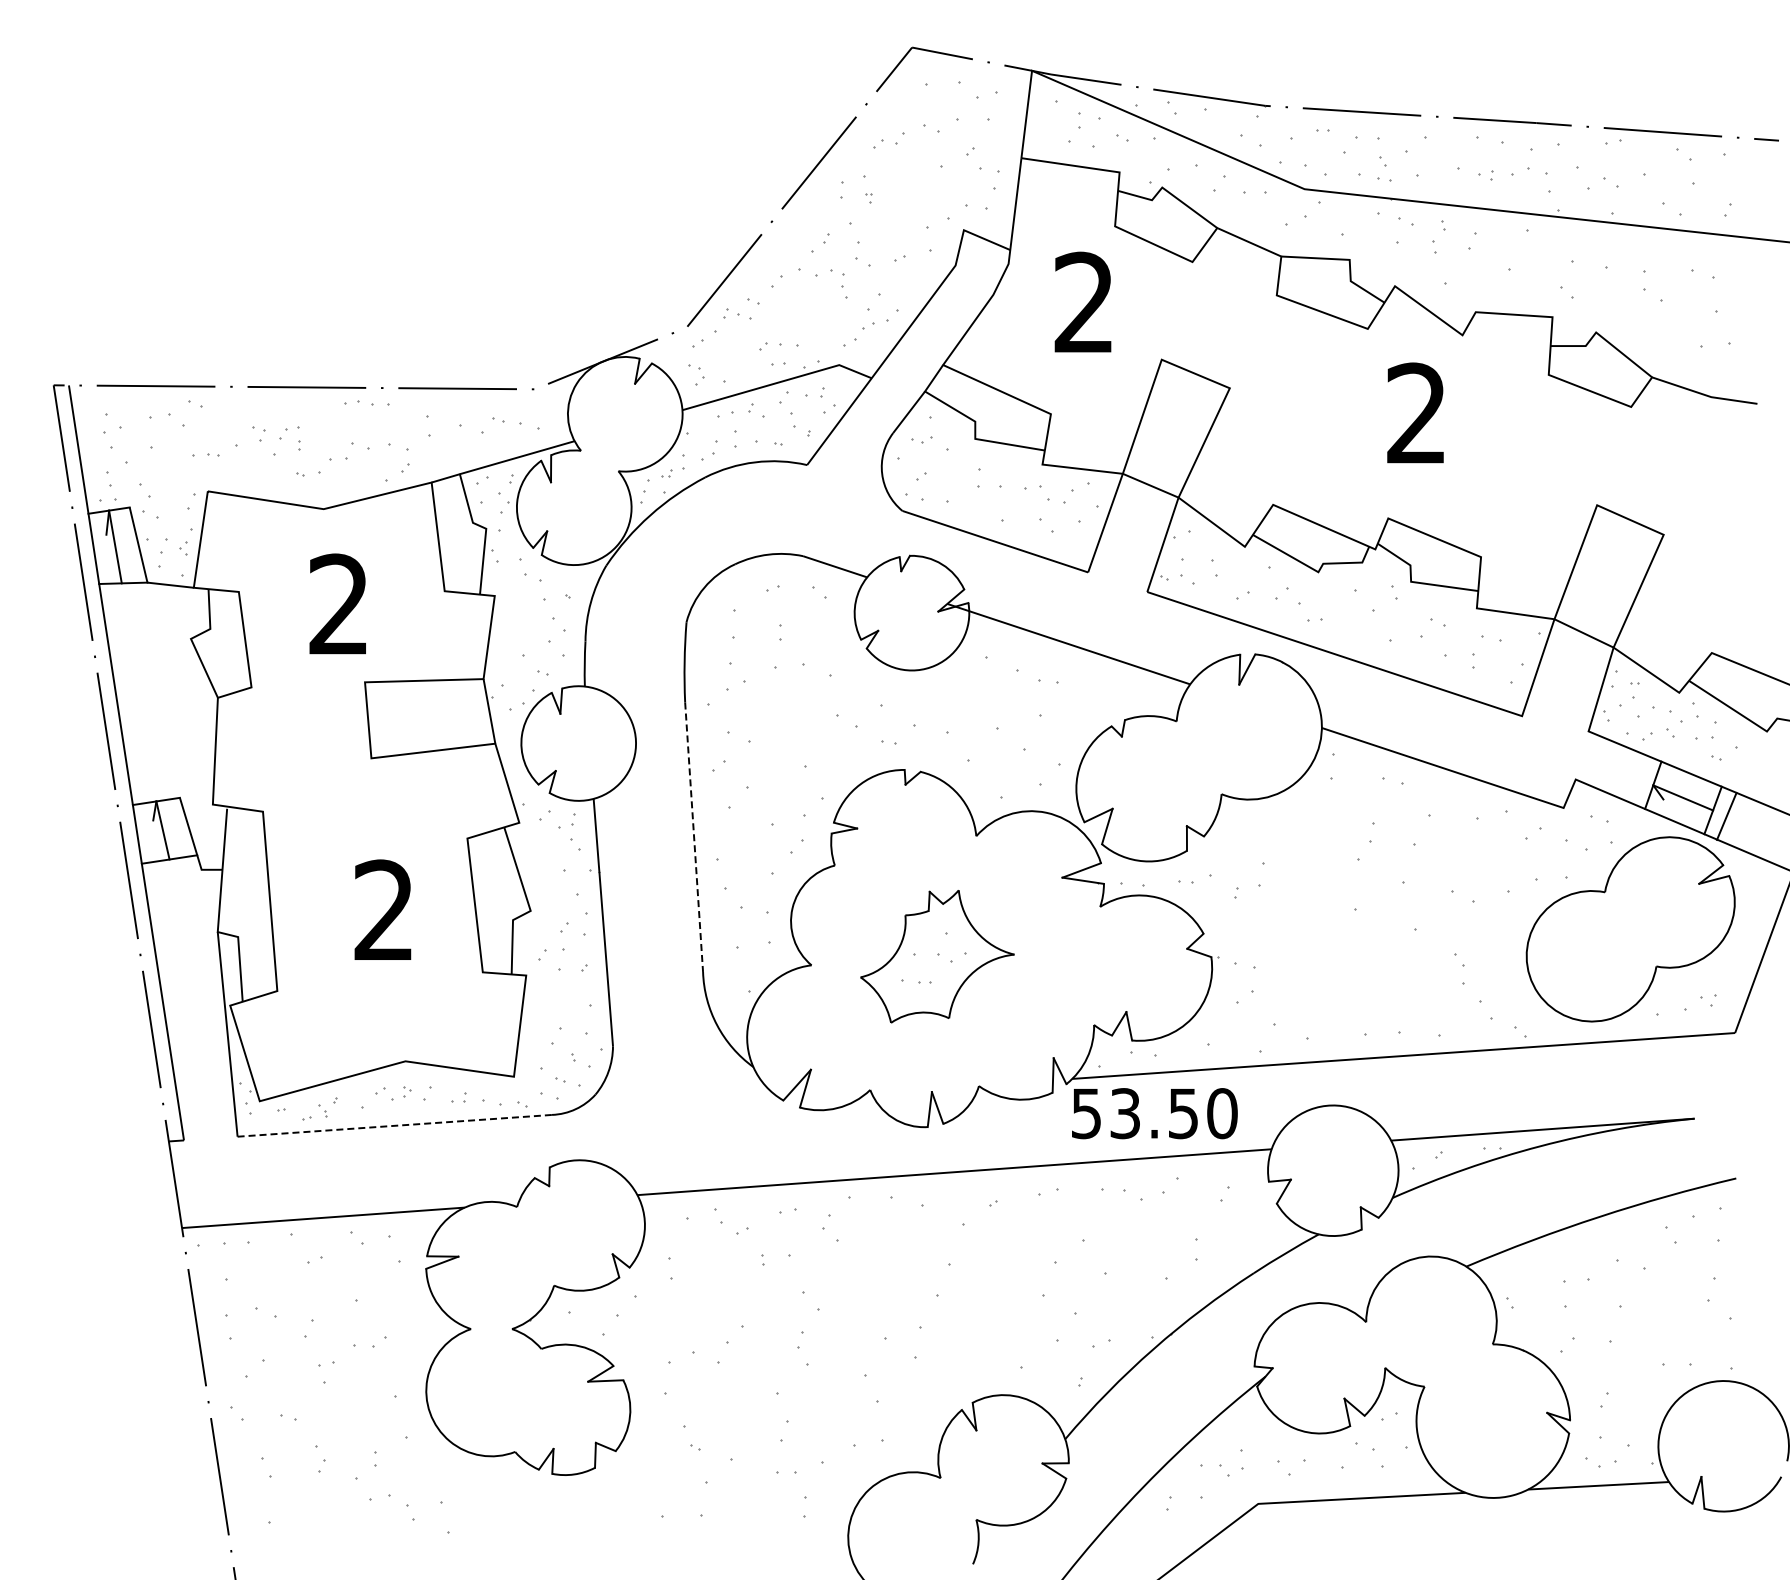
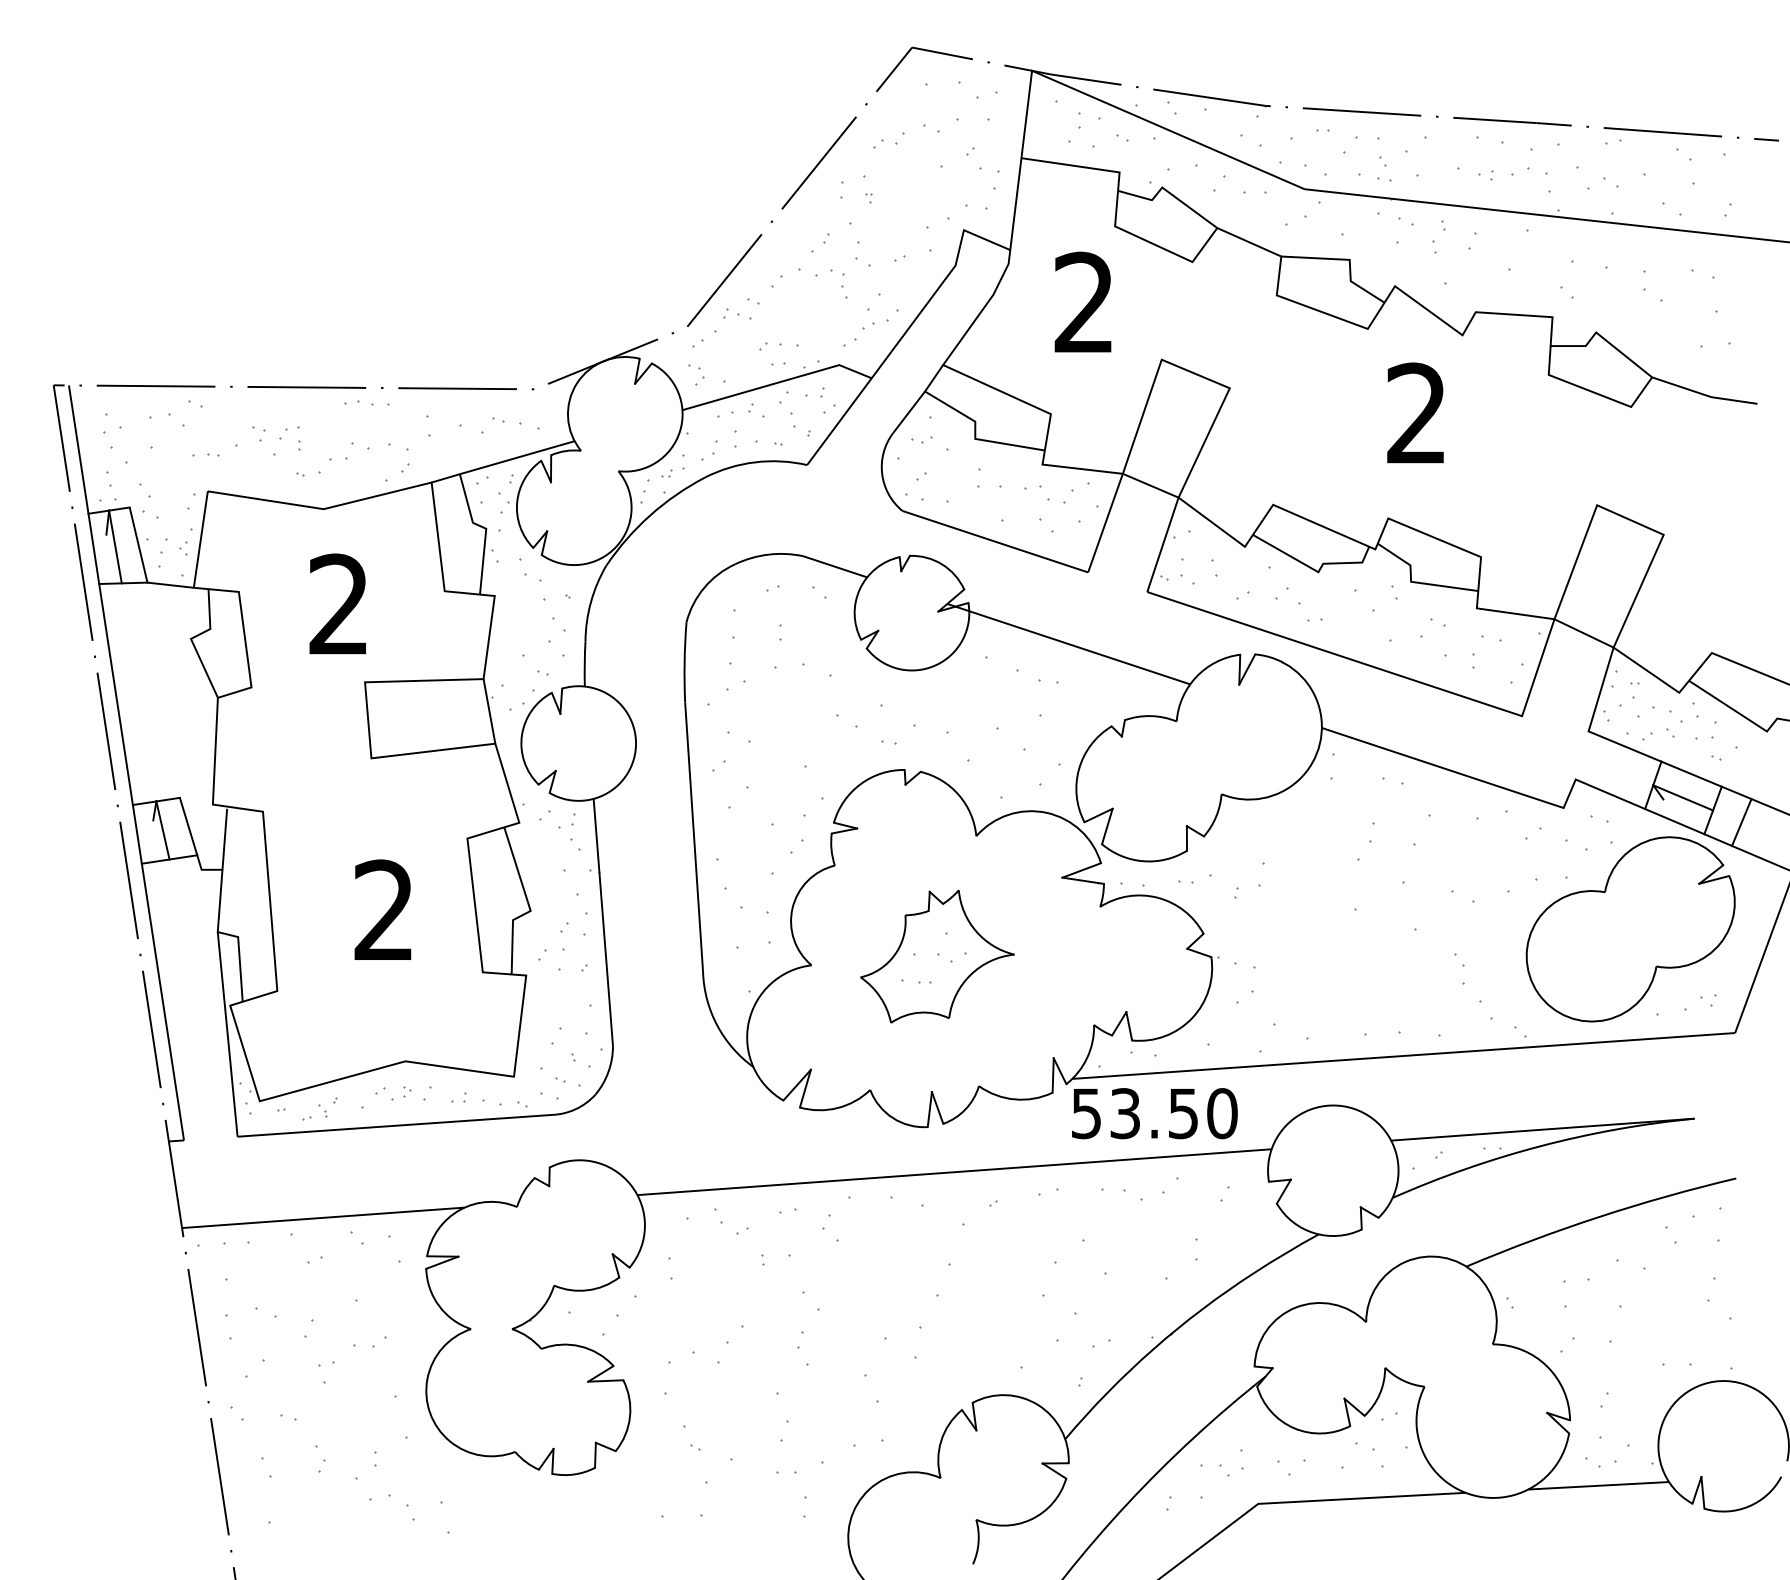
line position: (1726, 816) -> (1741, 822) (1741, 822)
line: dashed -> solid (694, 837)
line: dashed -> solid (394, 1125)
